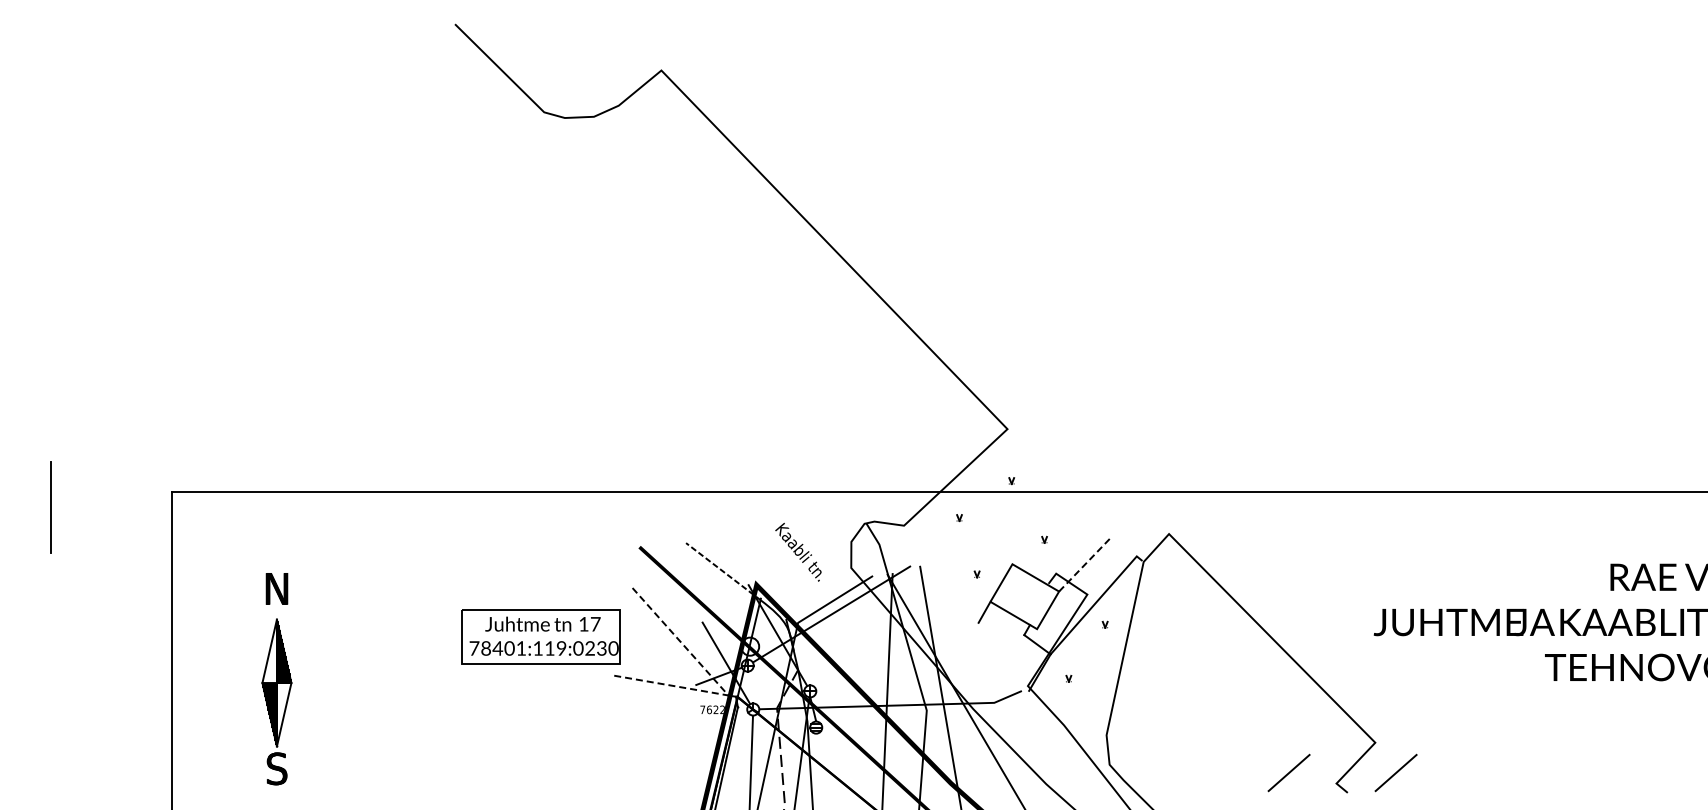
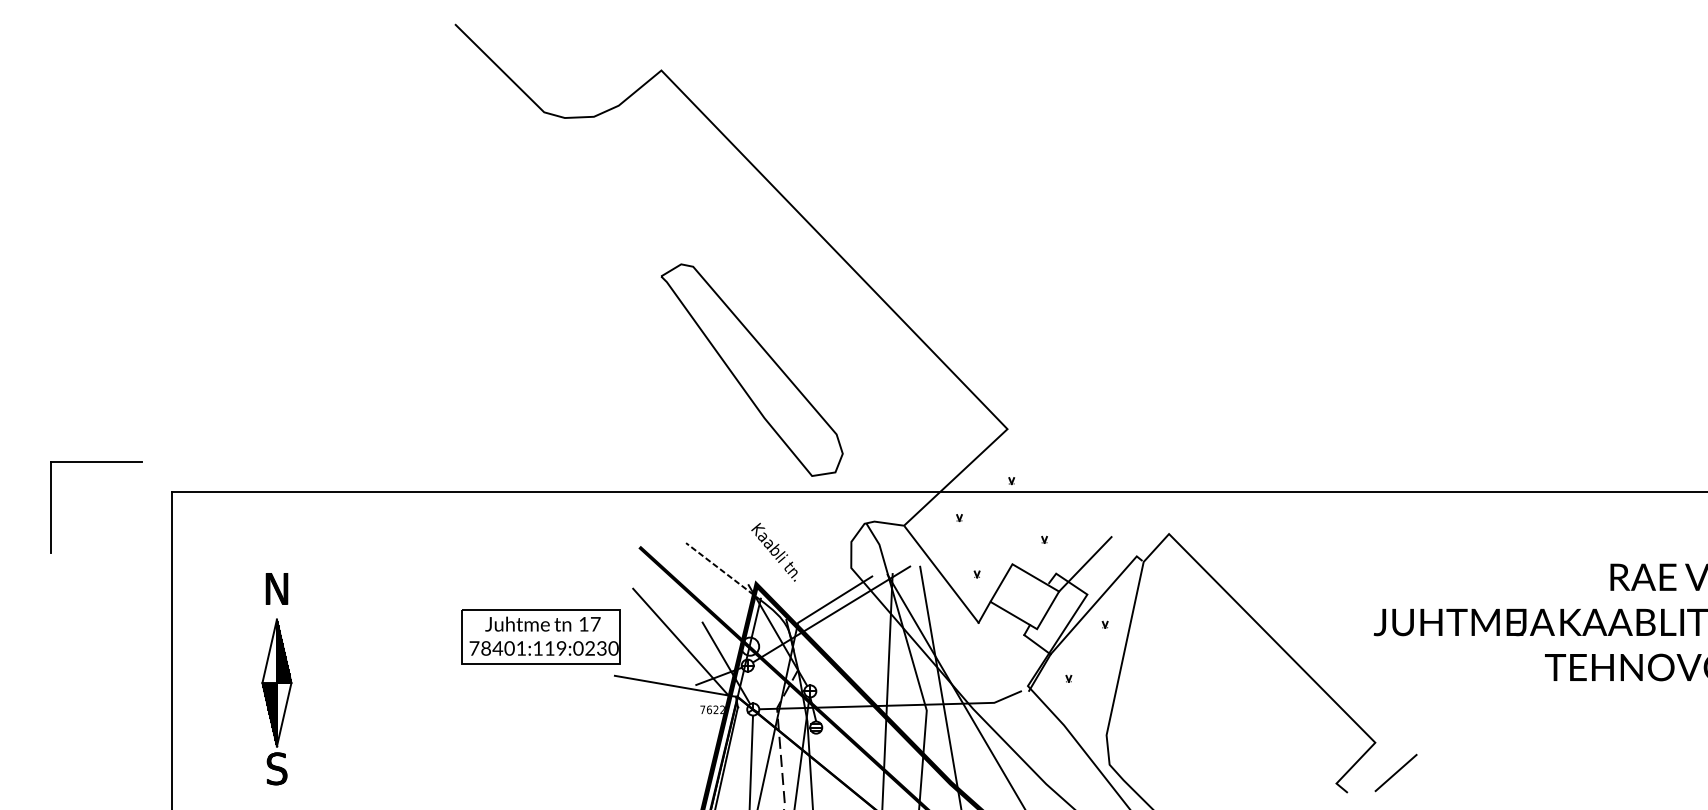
part: none -> present (751, 369)
line: none -> present (96, 461)
text position: (798, 551) -> (774, 551) (774, 551)
line: dashed -> solid (1085, 564)
line: none -> present (941, 574)
line: dashed -> solid (719, 685)
line: present -> none (1288, 772)
